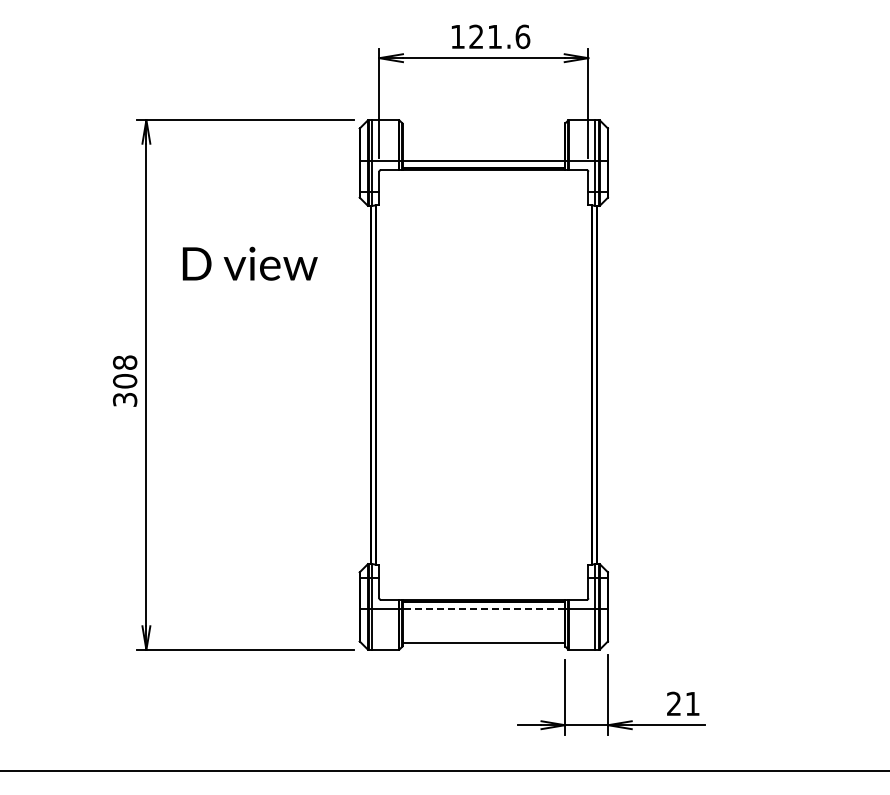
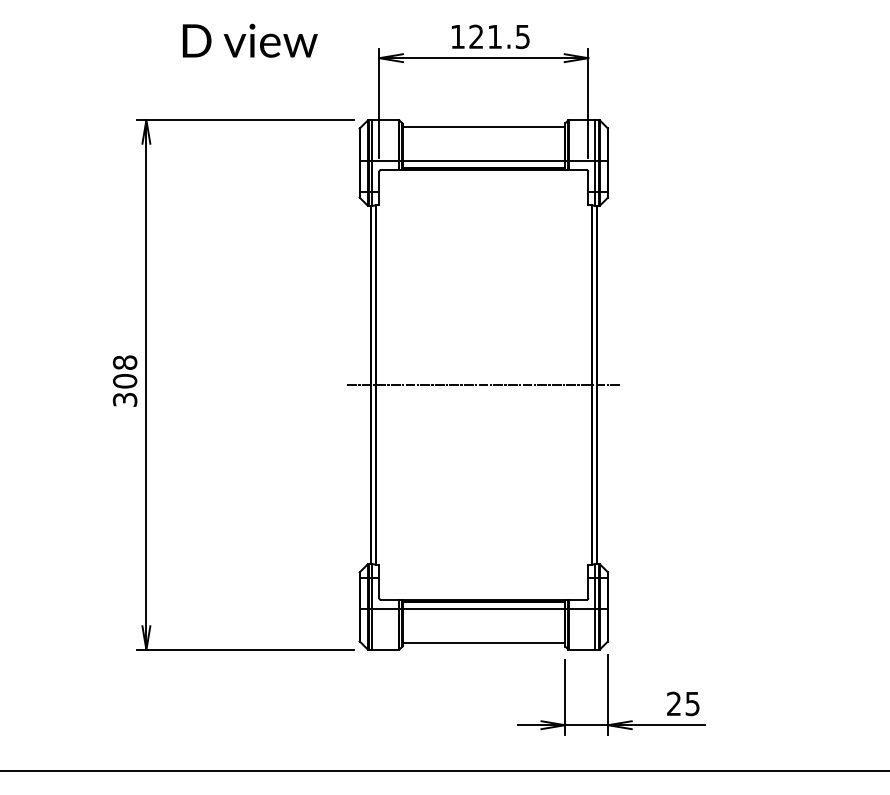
text: 121.6 -> 121.5 (522, 36)
line: none -> present (483, 126)
text position: (249, 263) -> (249, 40) (249, 40)
line: none -> present (483, 385)
line: dashed -> solid (483, 608)
text: 21 -> 25 (692, 704)
